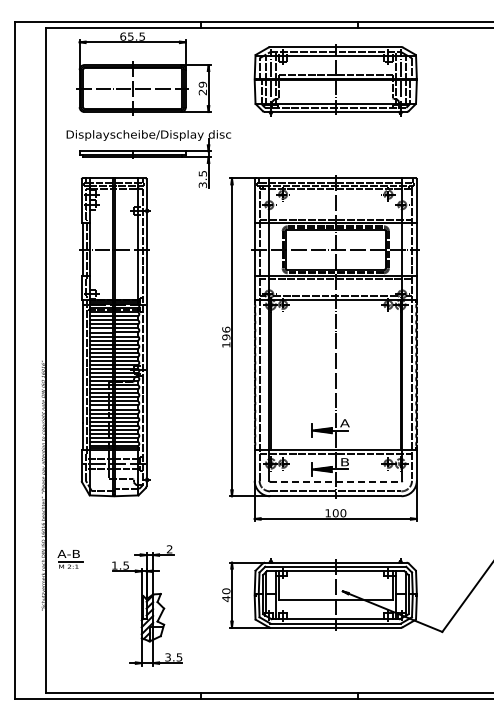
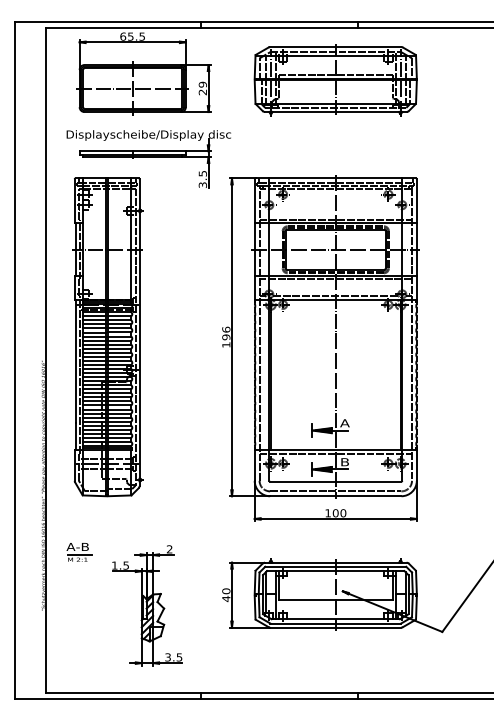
part position: (114, 337) -> (107, 337) (107, 337)
line: dashed -> solid (335, 481)
part position: (70, 559) -> (79, 552) (79, 552)
